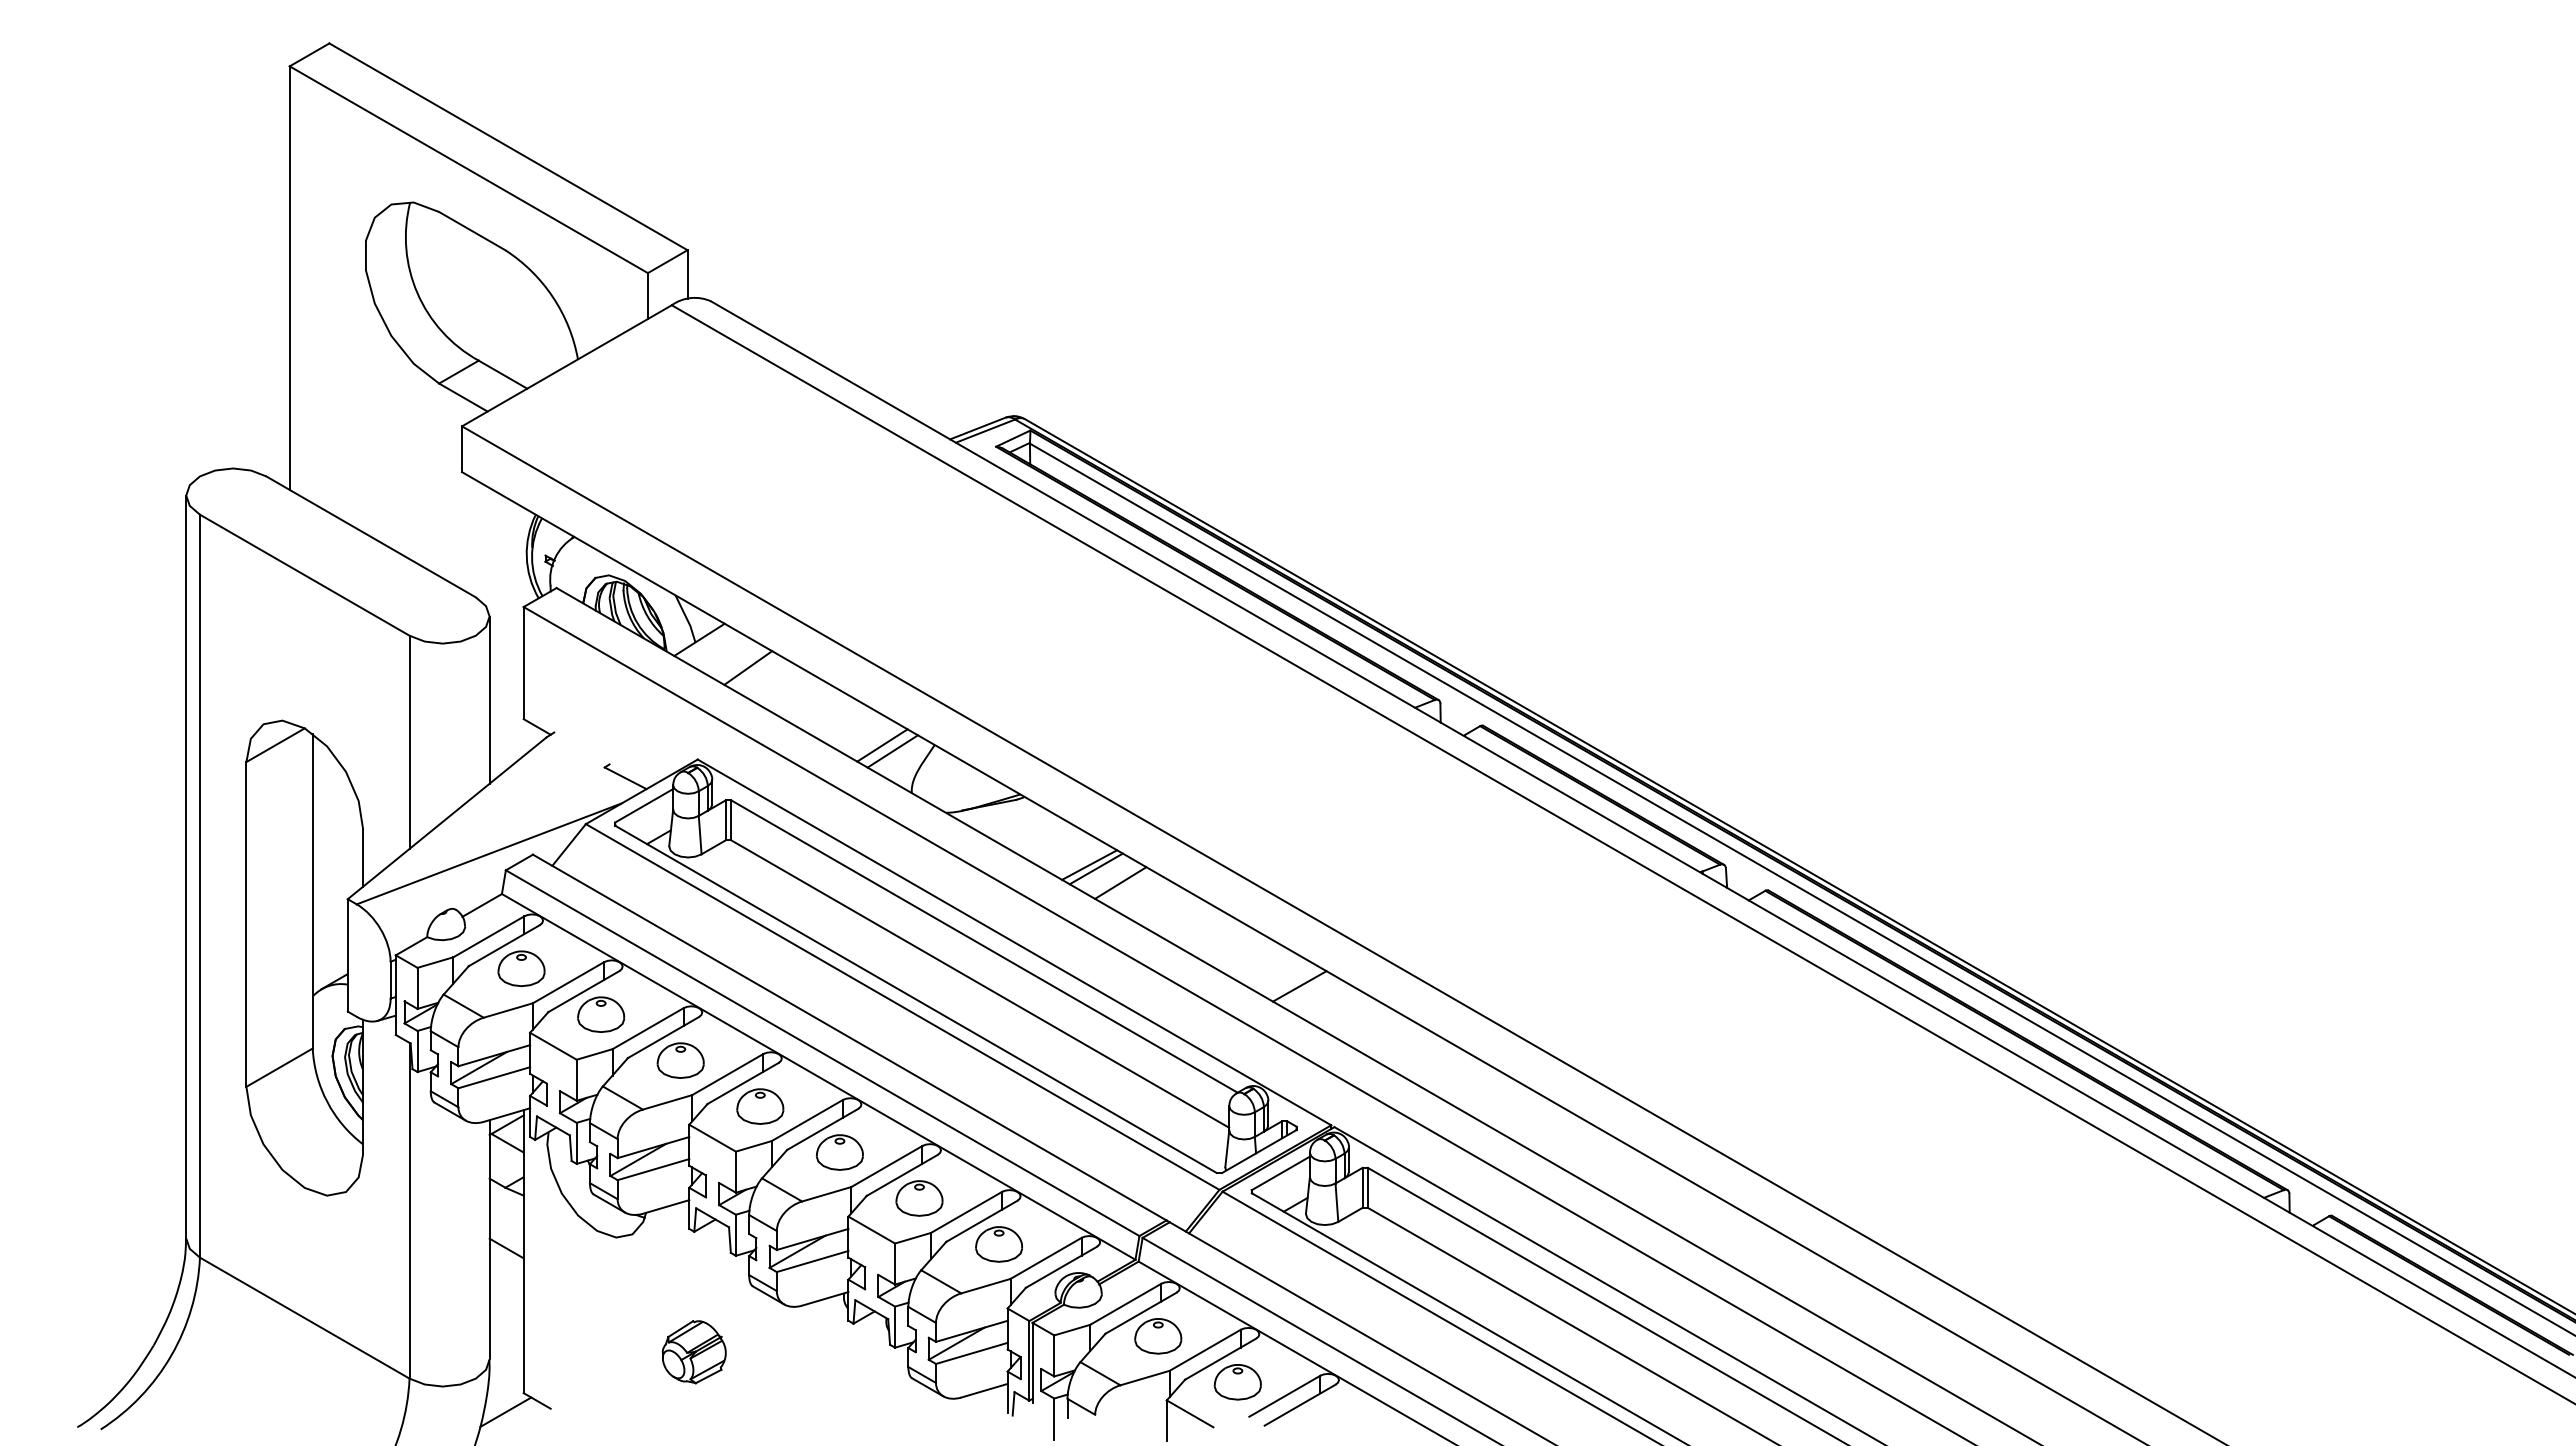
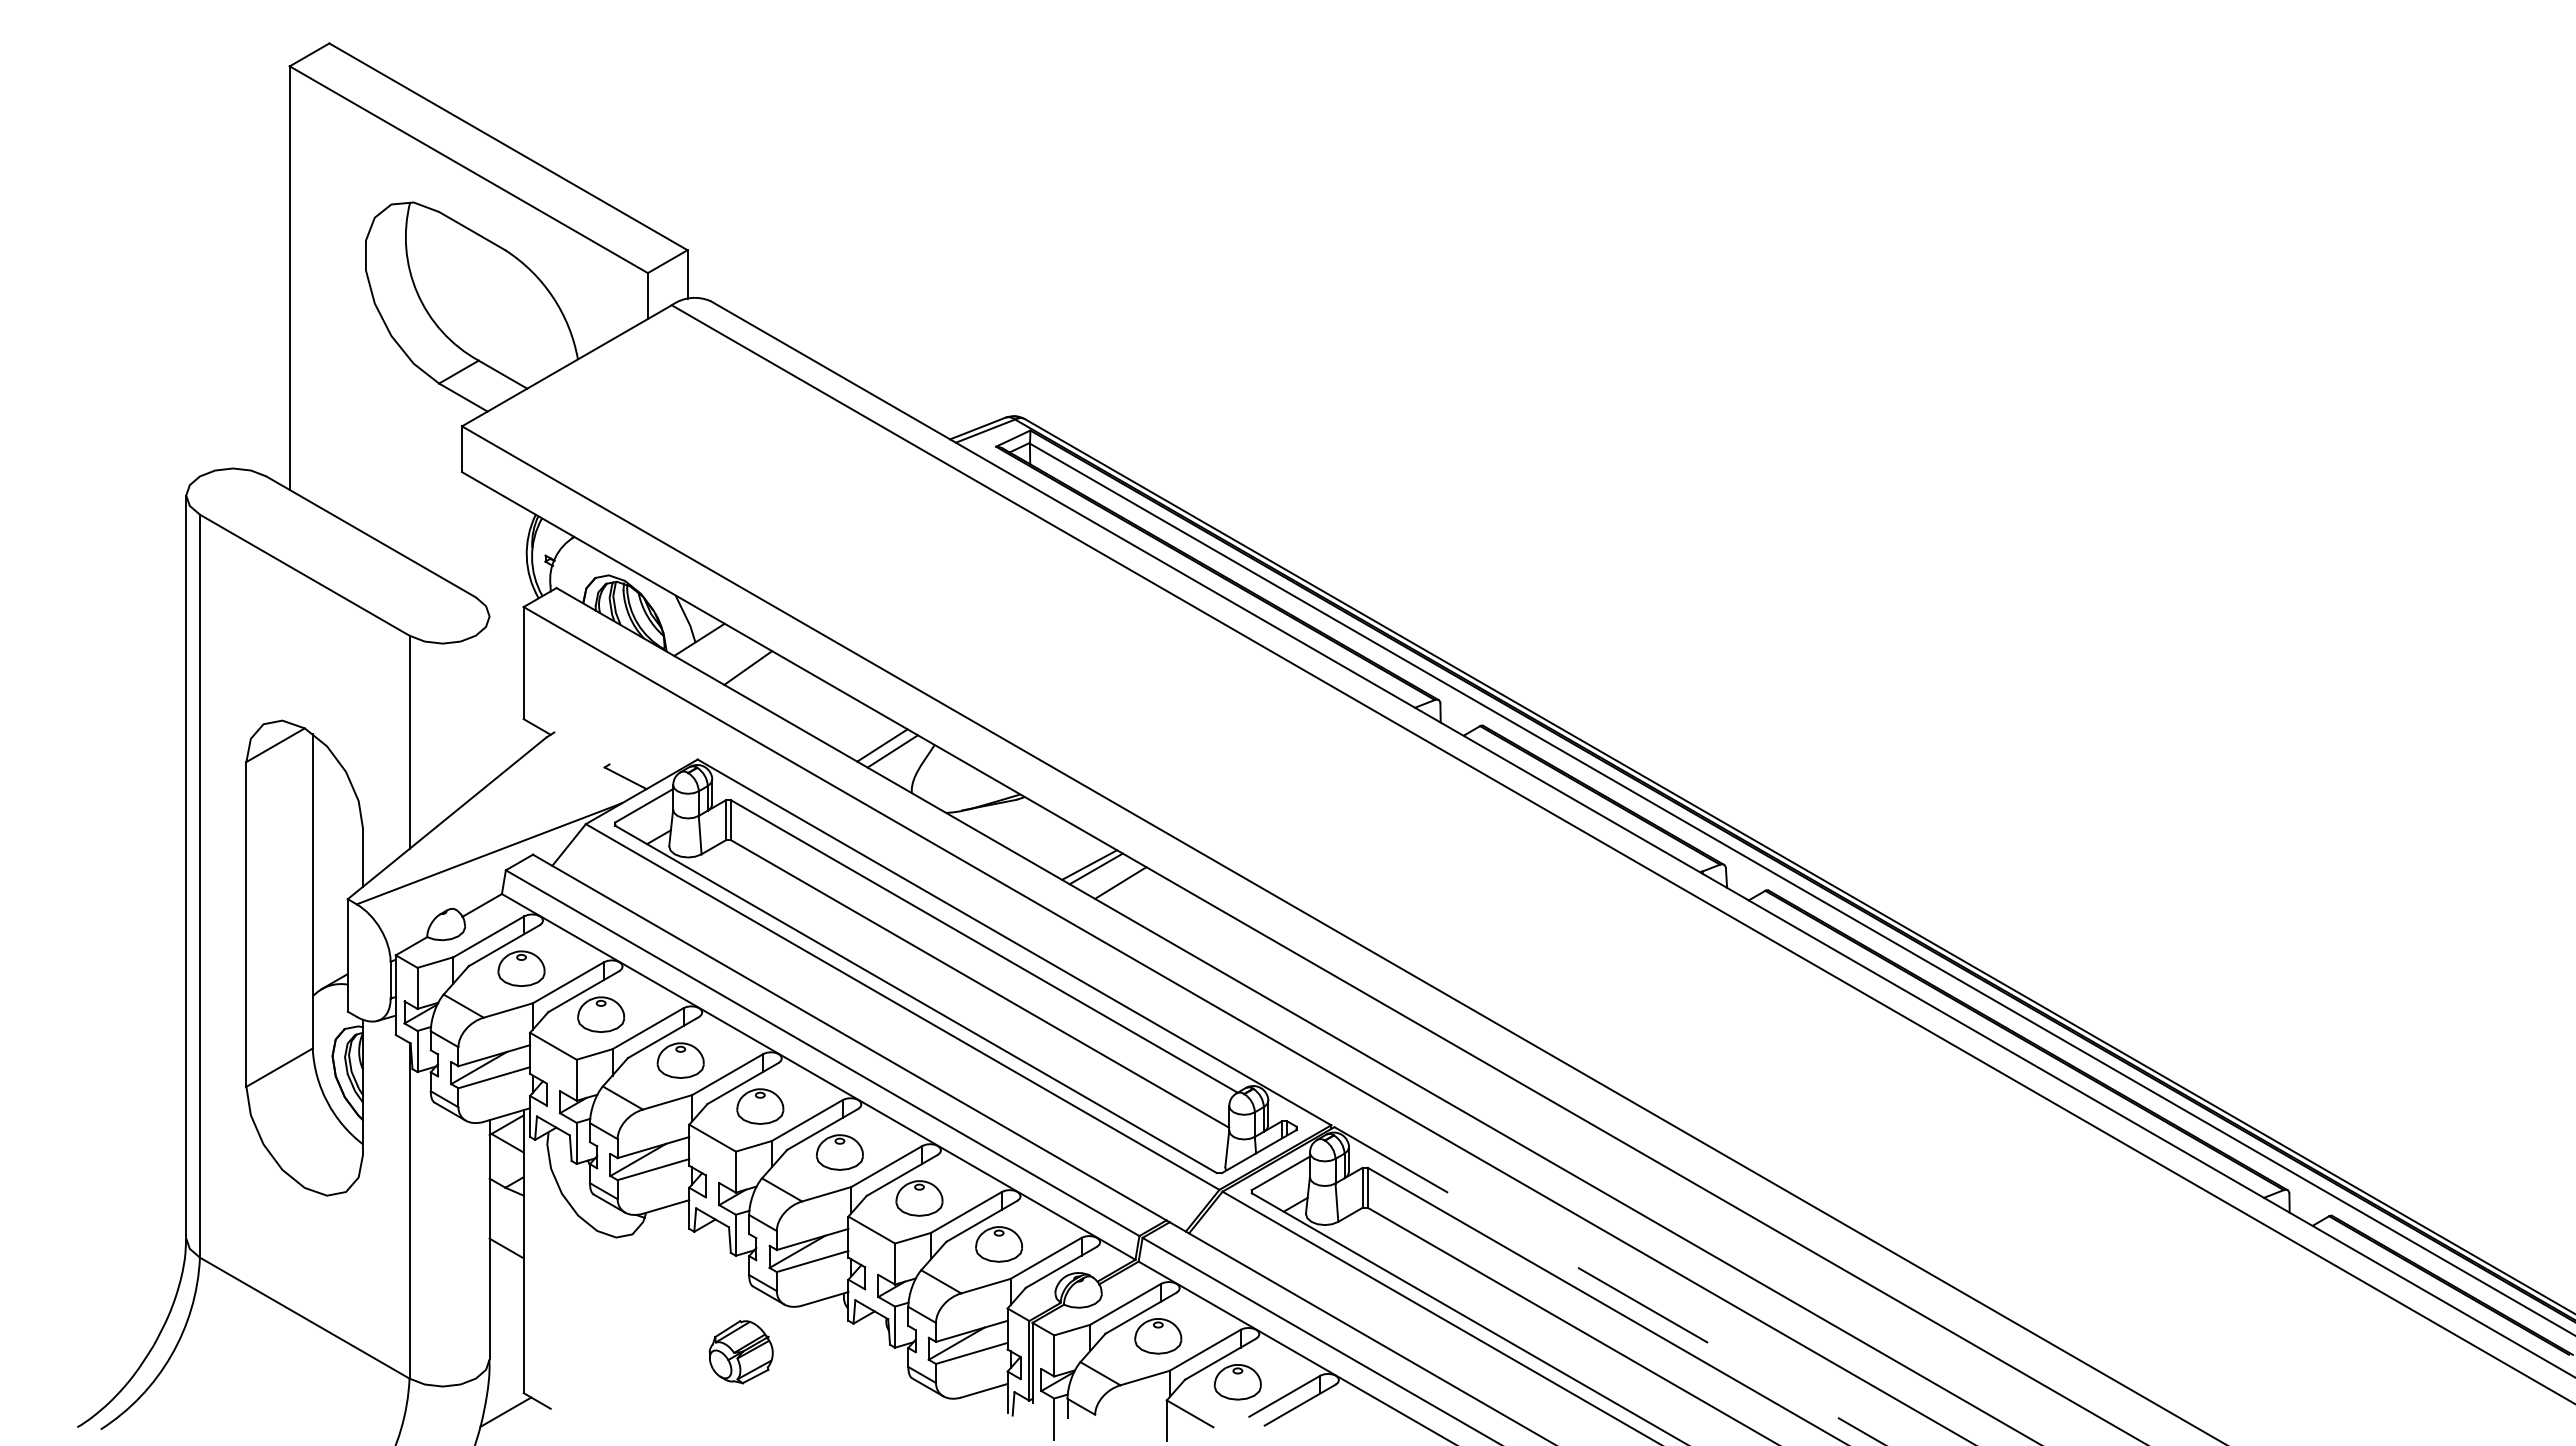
line: present -> none (489, 699)
line: present -> none (1299, 986)
line: solid -> dashed (1610, 1286)
part position: (693, 1352) -> (740, 1352) (740, 1352)
